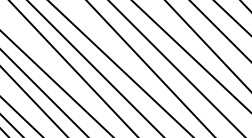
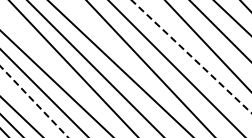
line: solid -> dashed (191, 56)
line: solid -> dashed (34, 101)
